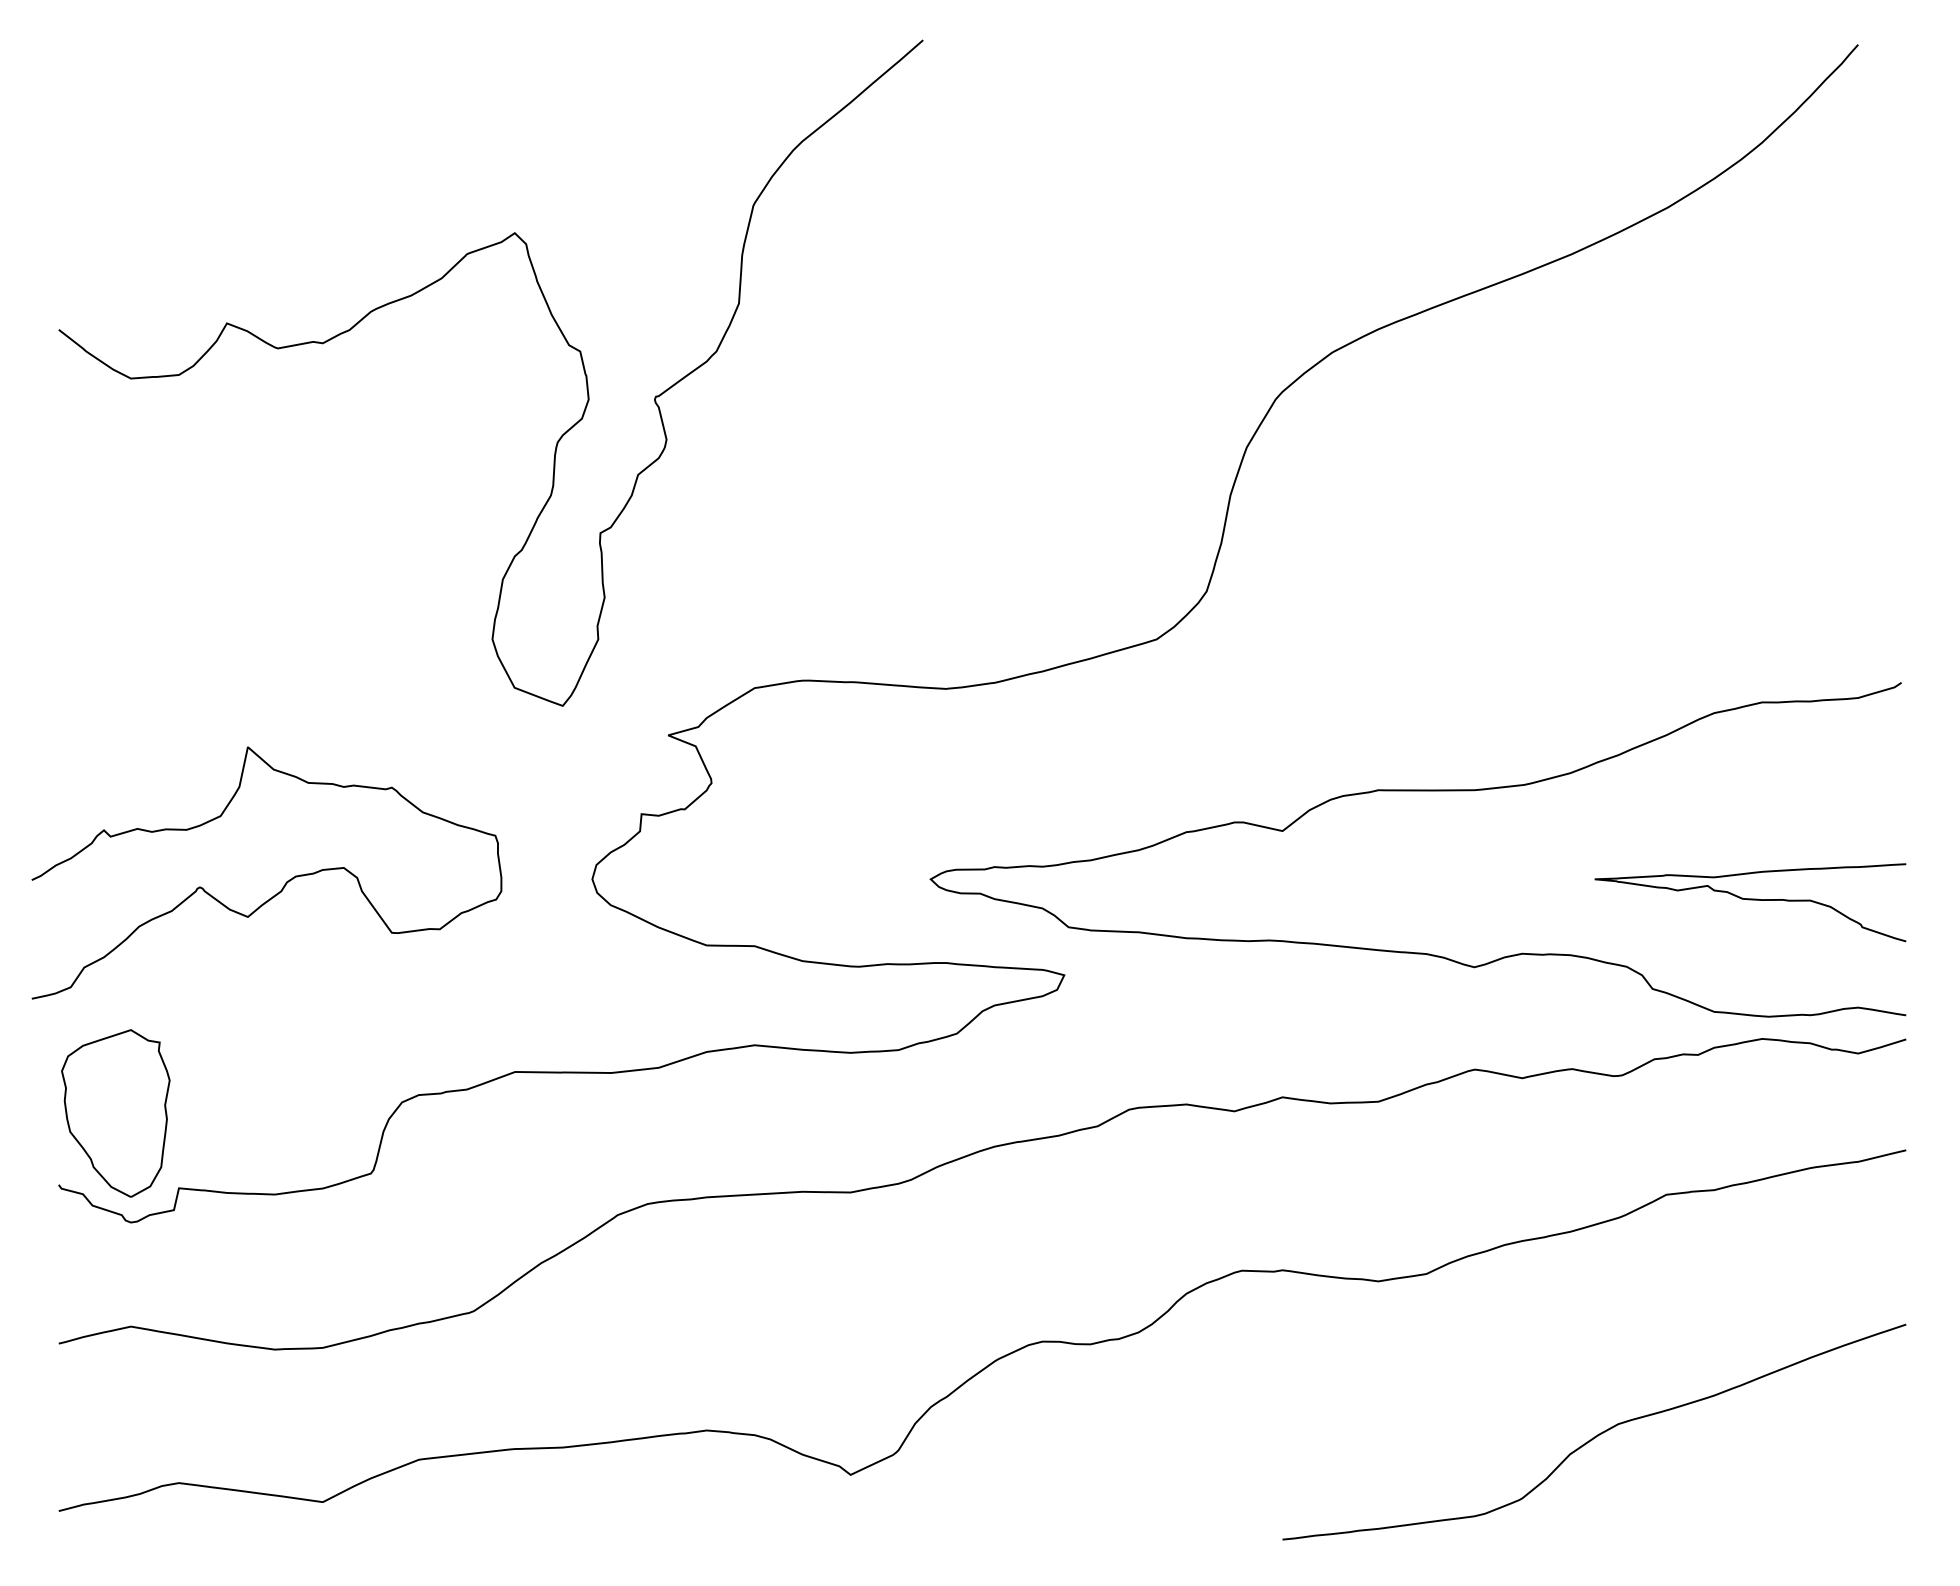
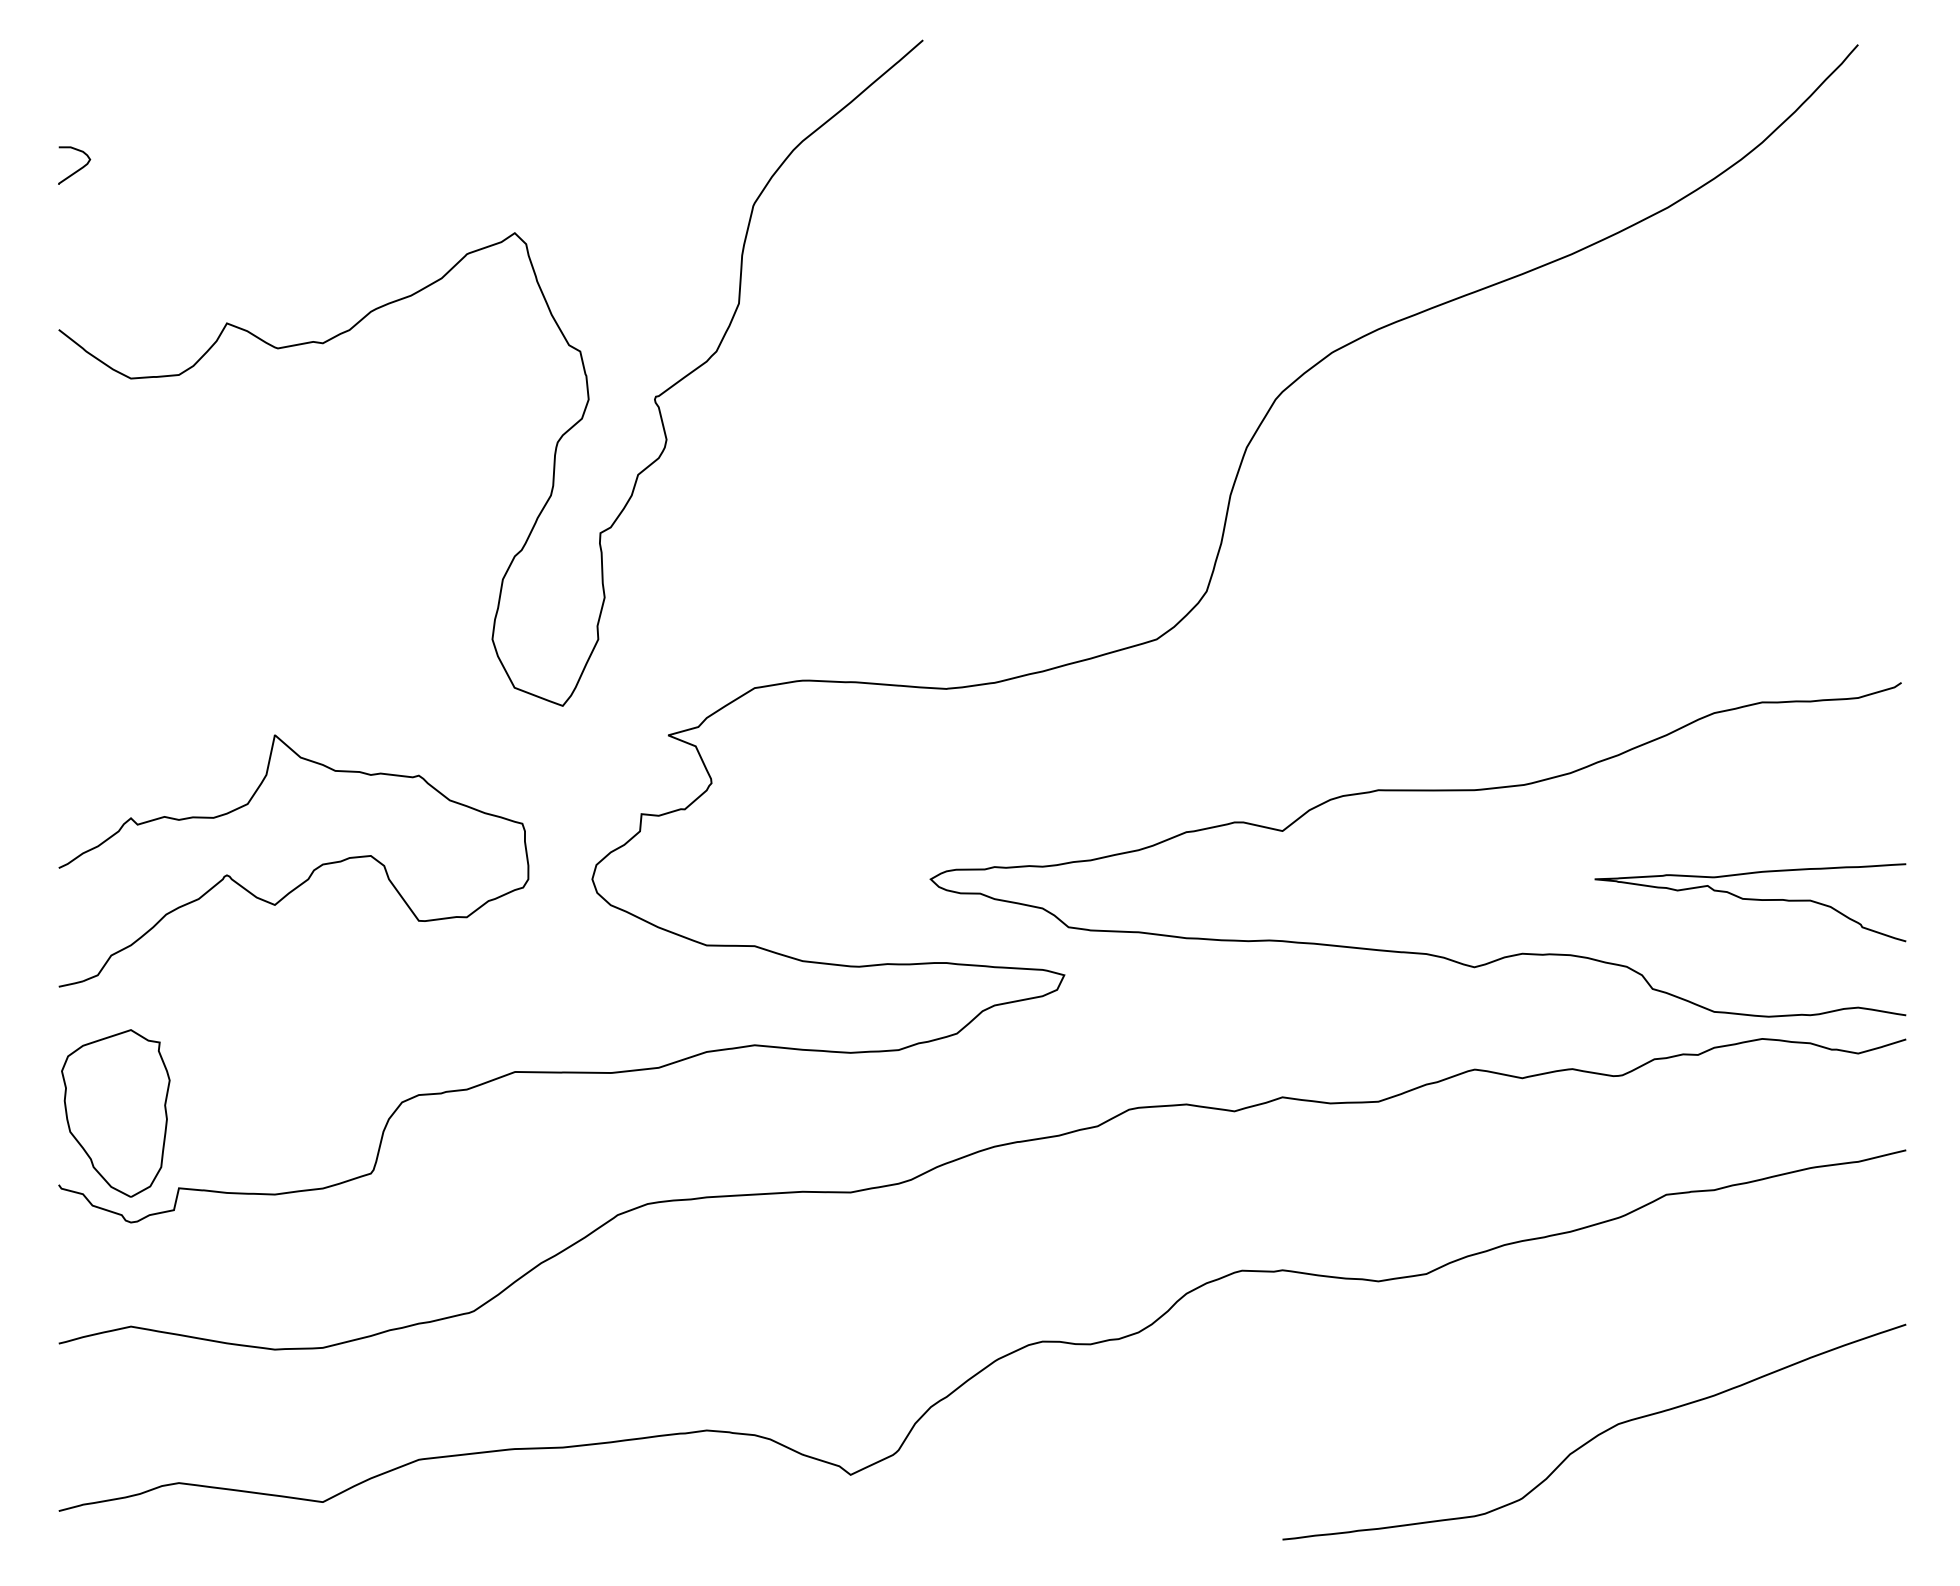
curve: none -> present (76, 170)
part position: (283, 885) -> (310, 873) (310, 873)
